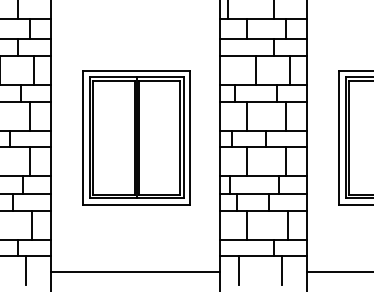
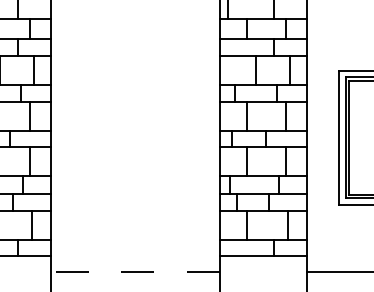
part: present -> none (136, 137)
line: present -> none (26, 270)
line: present -> none (238, 270)
line: present -> none (282, 270)
line: solid -> dashed (134, 271)
